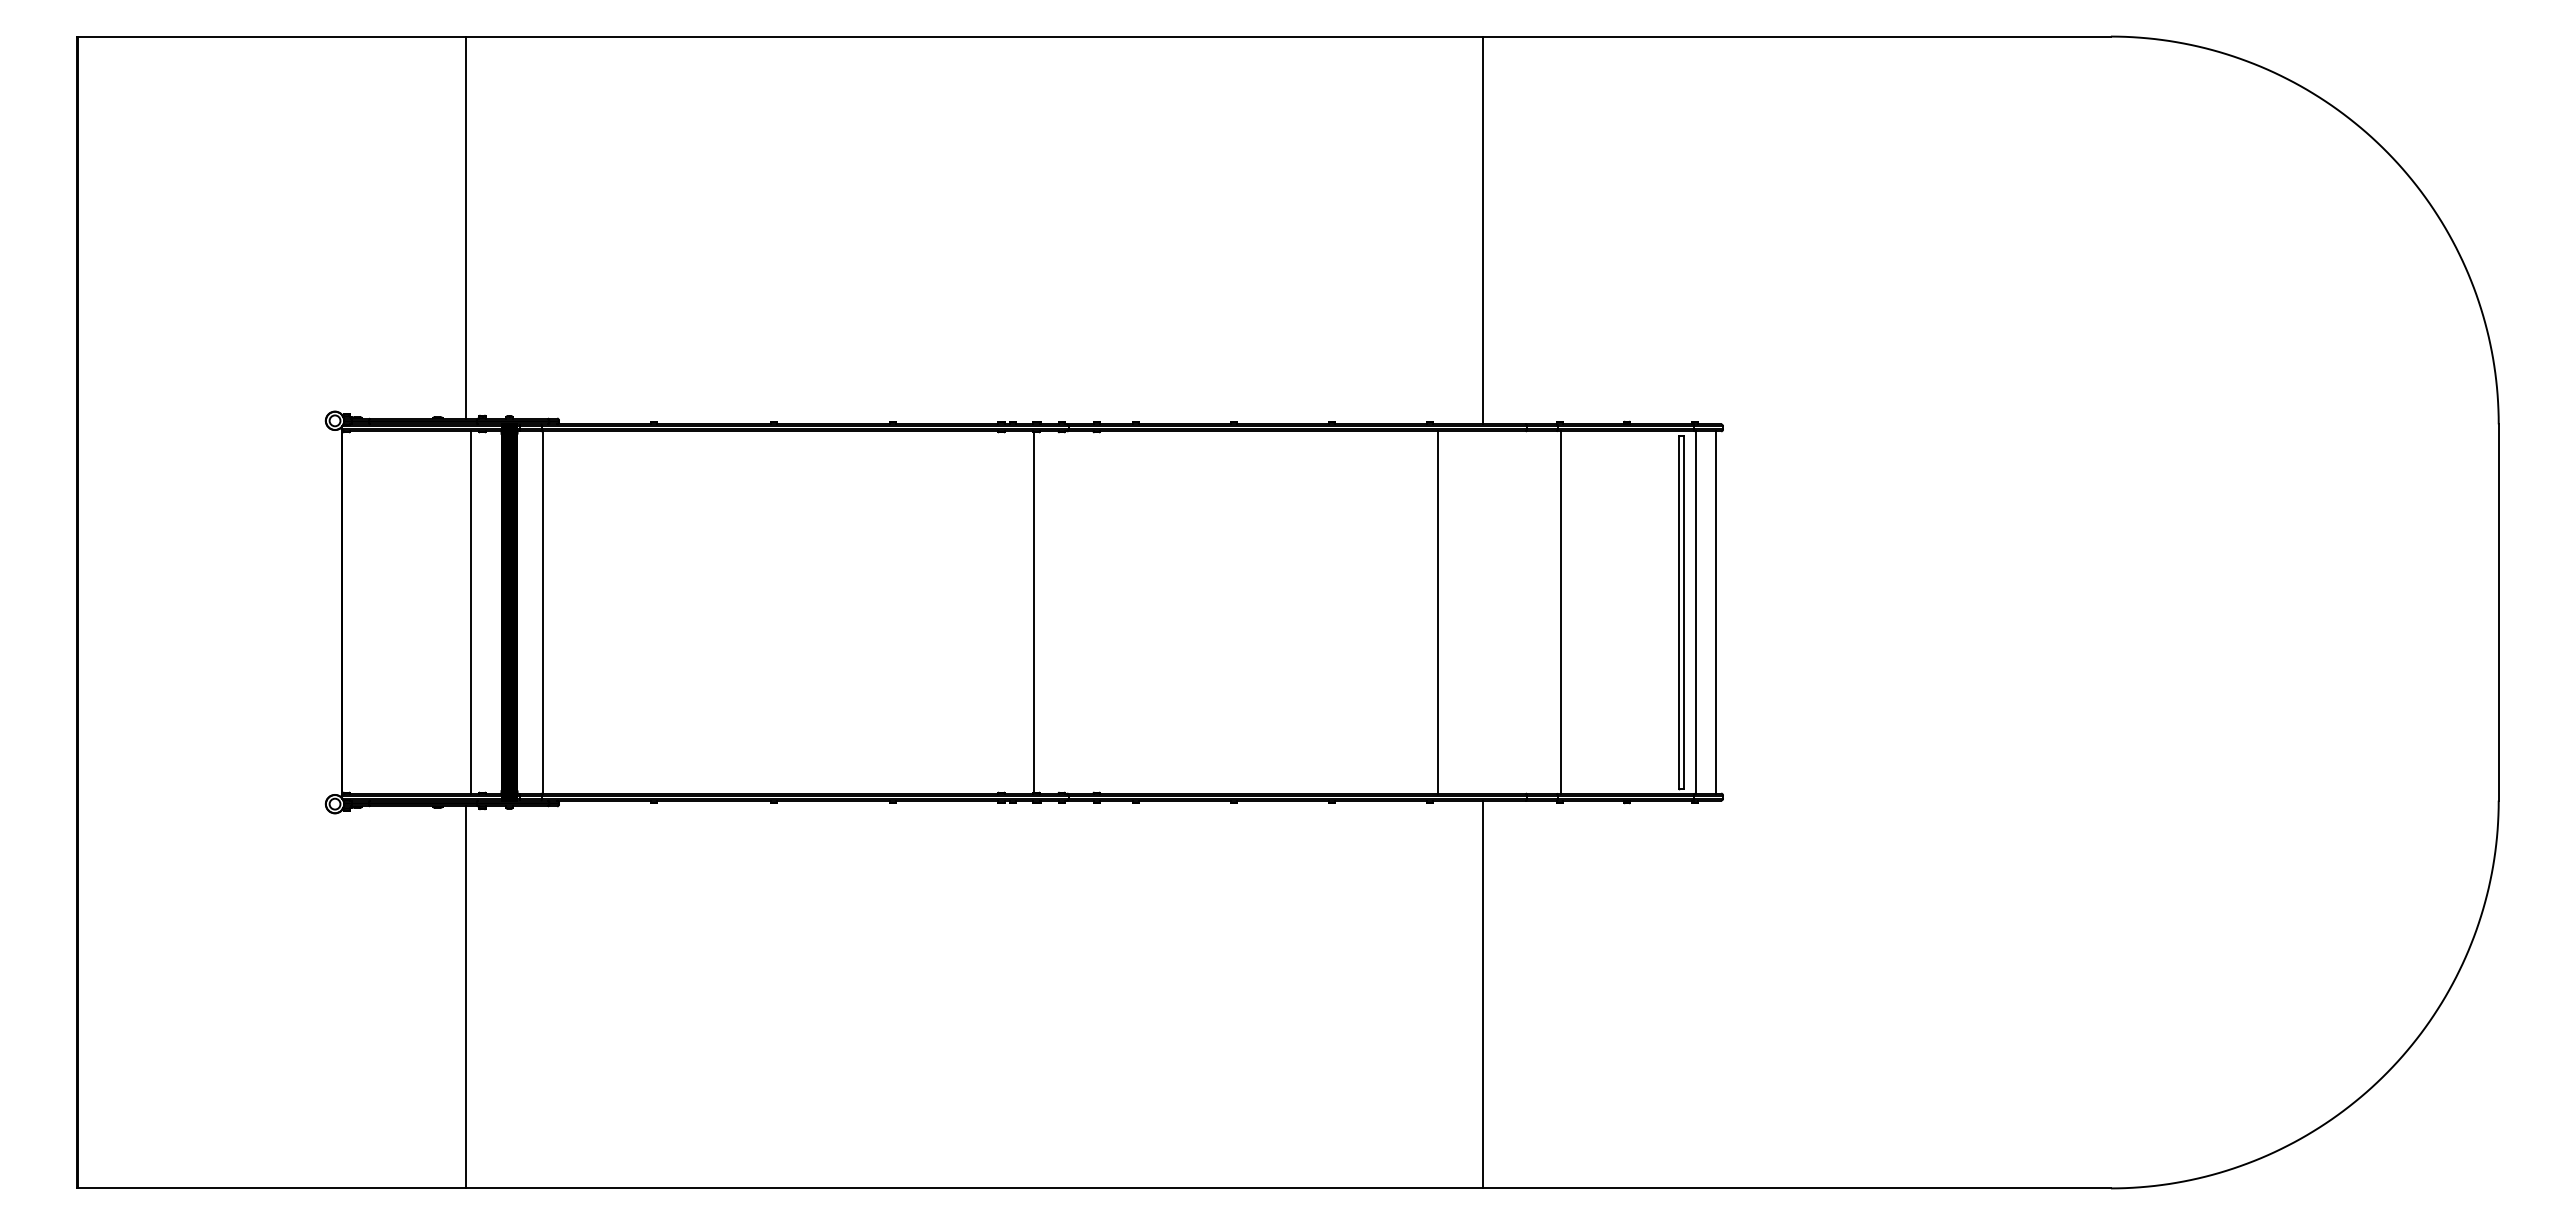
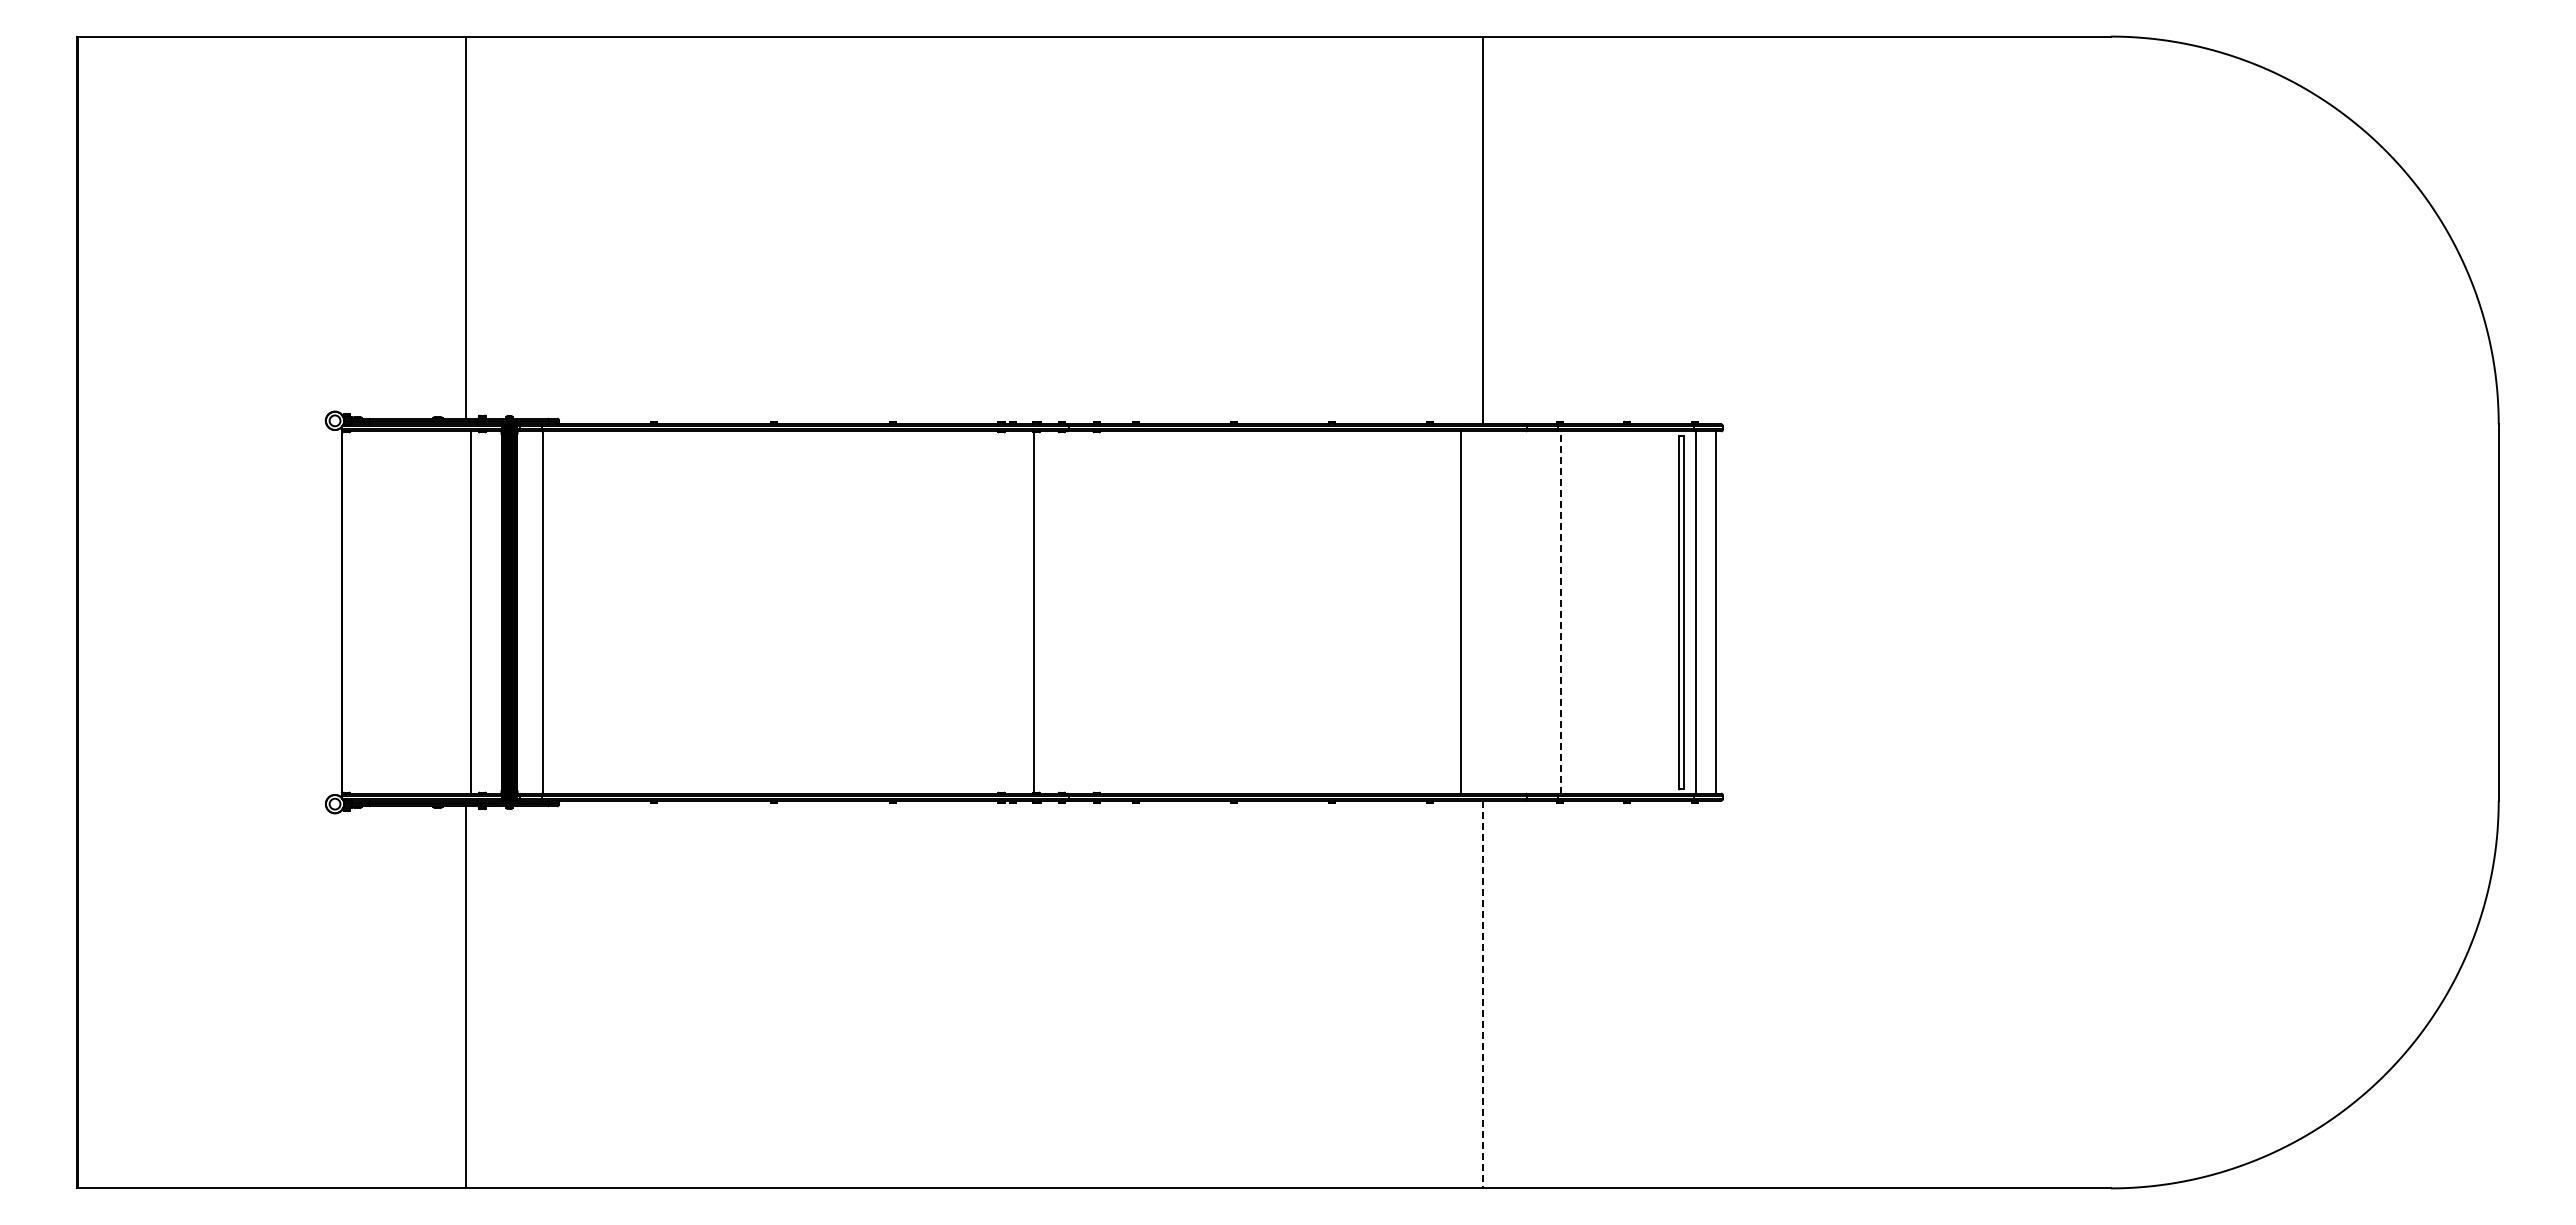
line position: (1438, 612) -> (1461, 612) (1461, 612)
line: solid -> dashed (1560, 612)
line: solid -> dashed (1482, 994)
